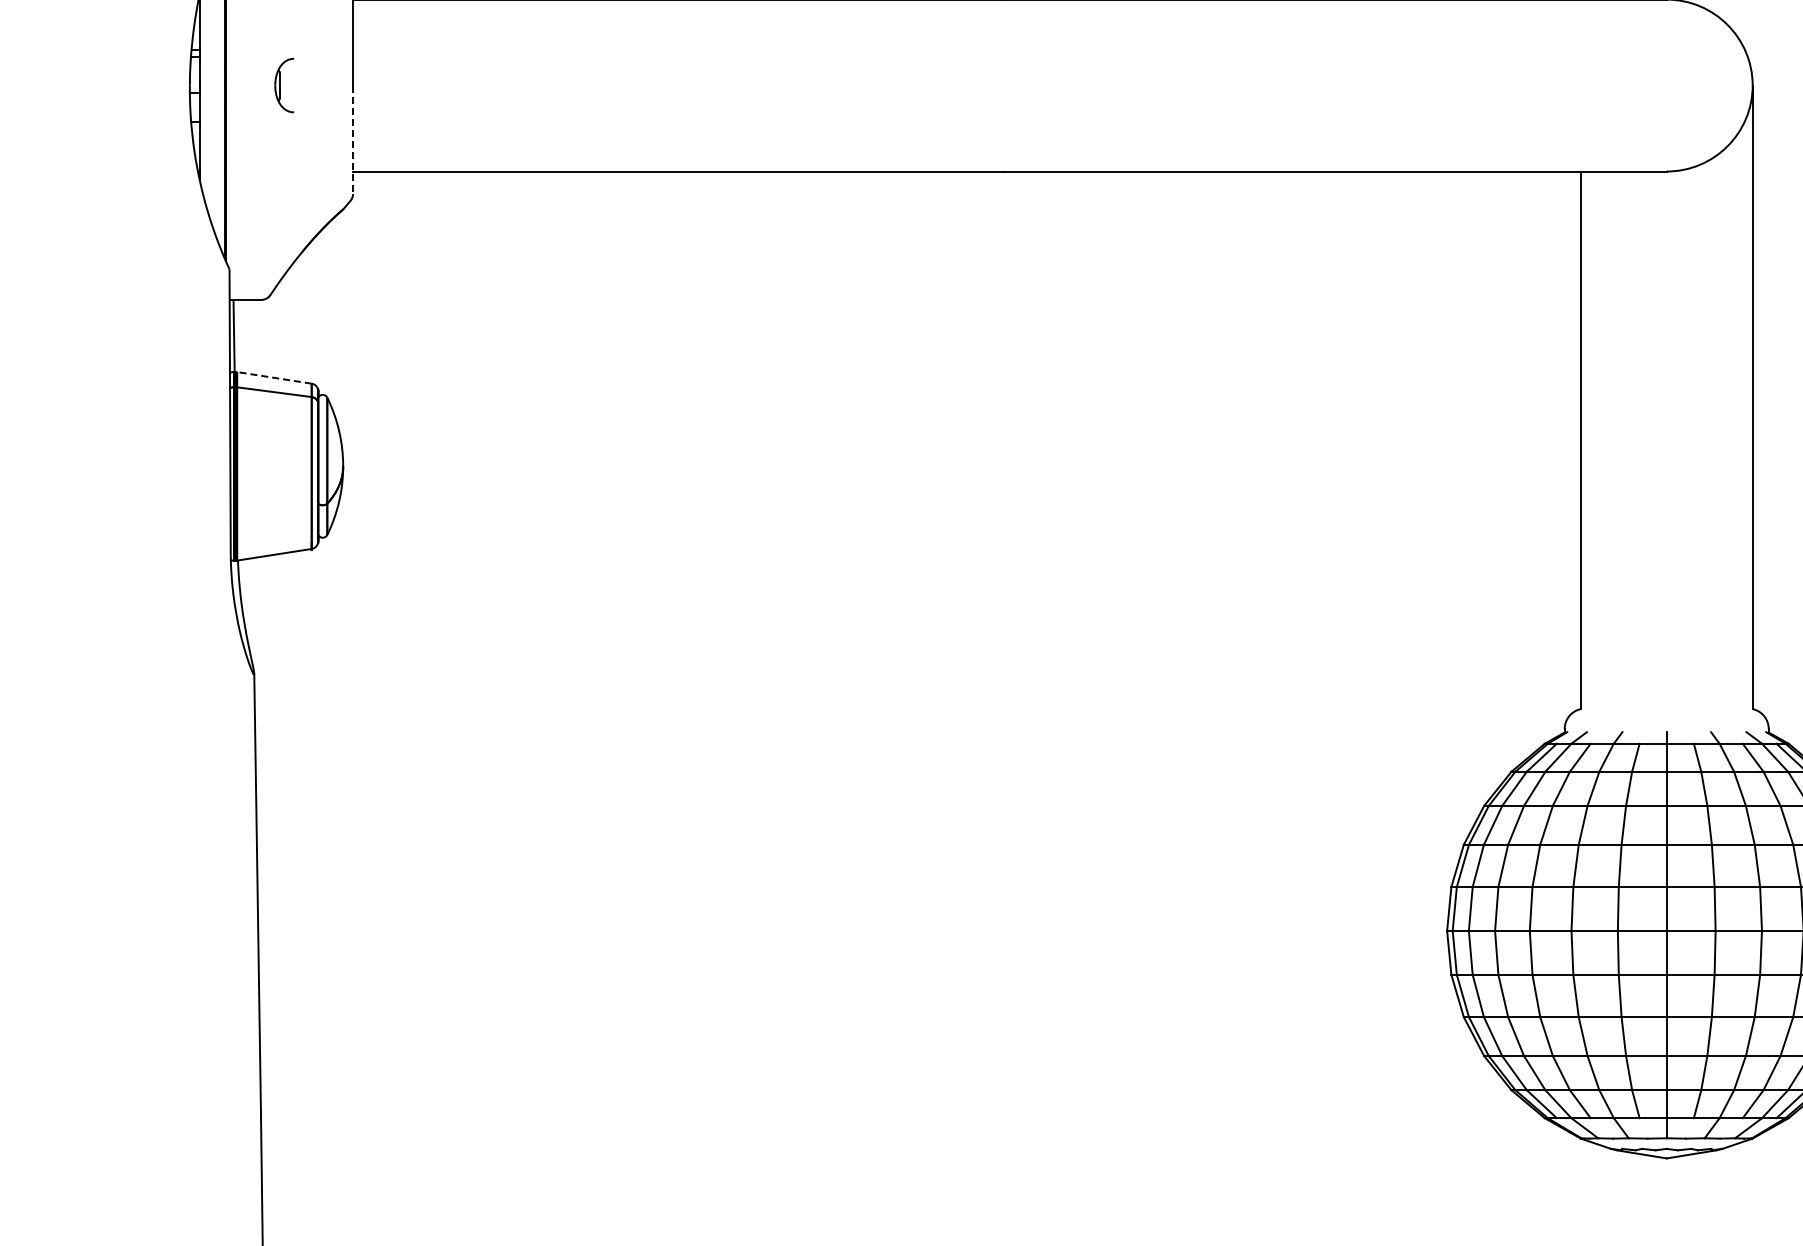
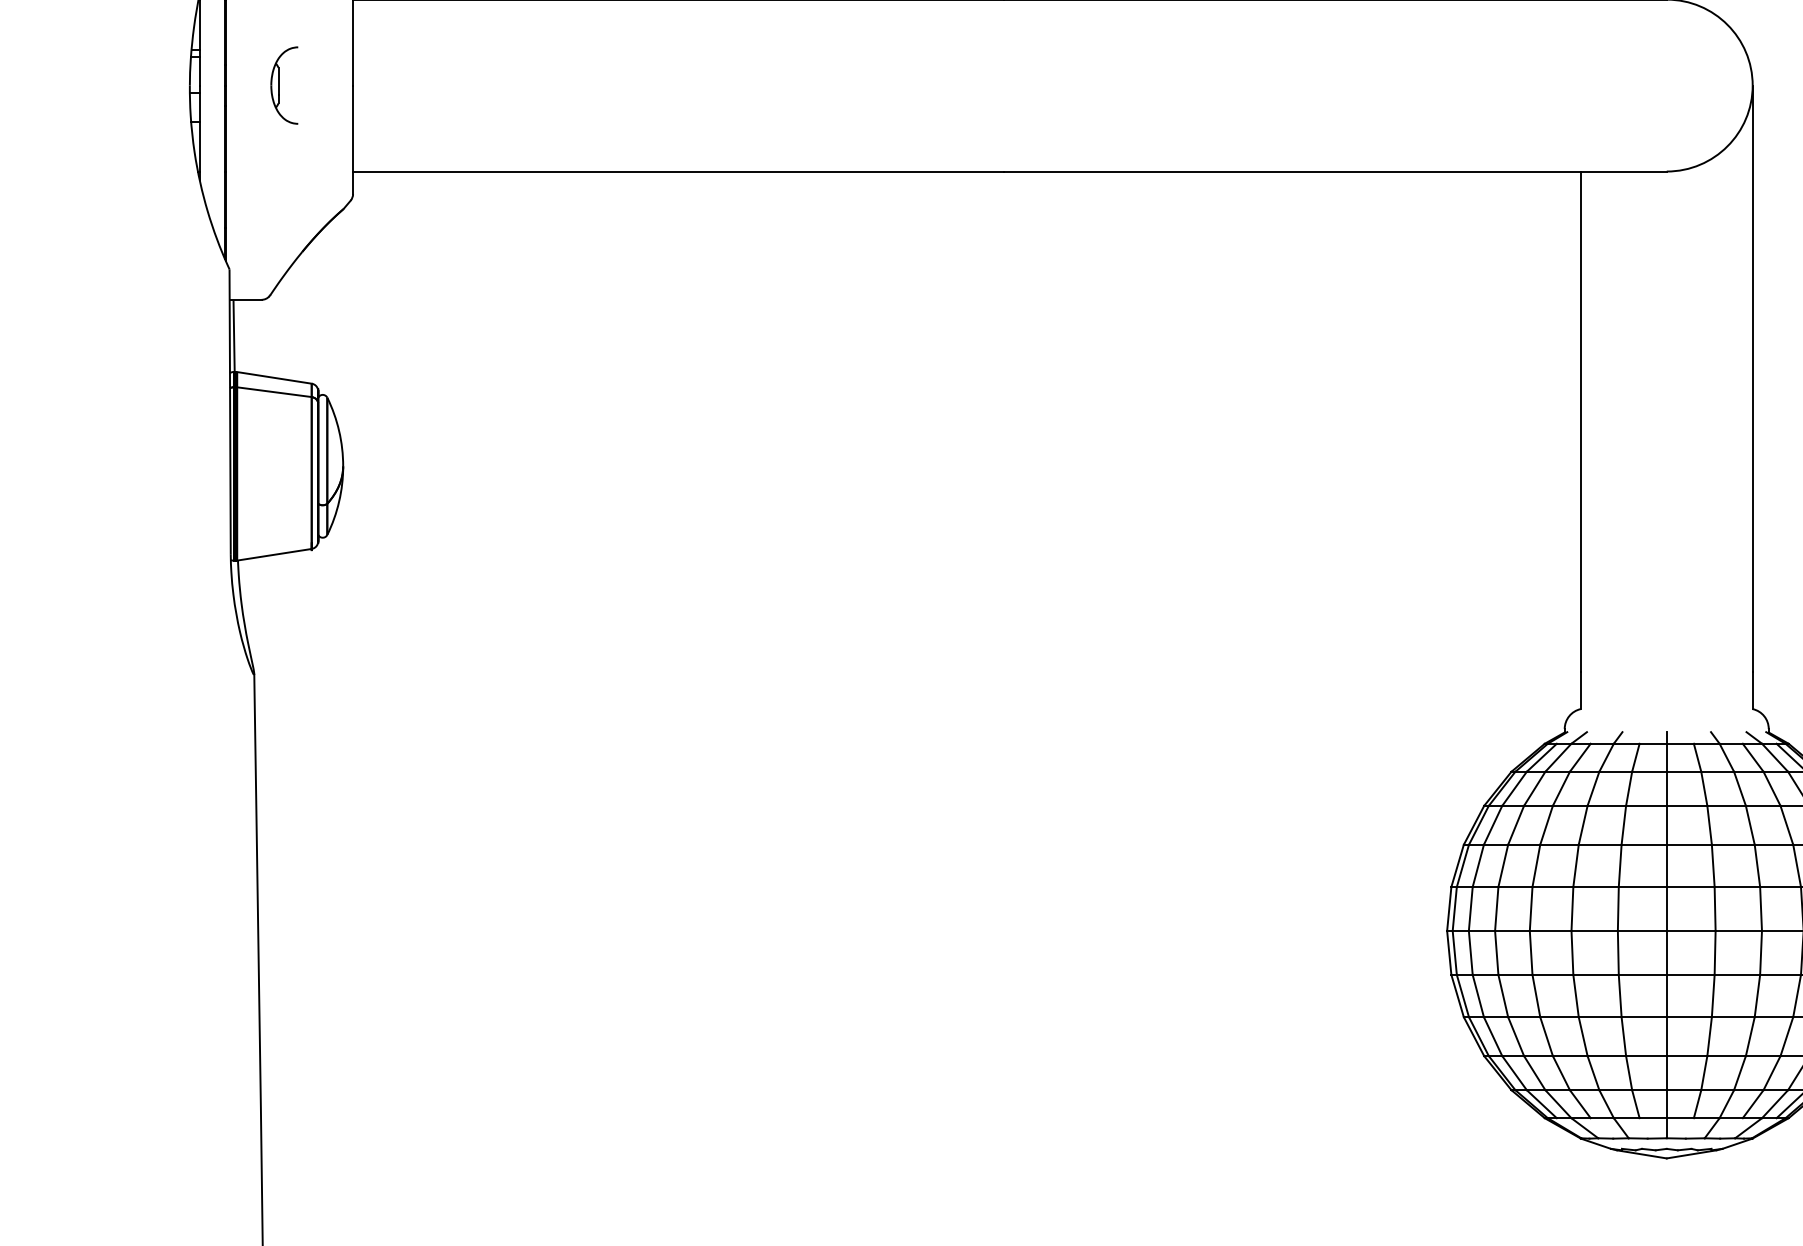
part size: 21x57 px -> 29x79 px (284, 85)
line: dashed -> solid (353, 140)
line: dashed -> solid (274, 377)
